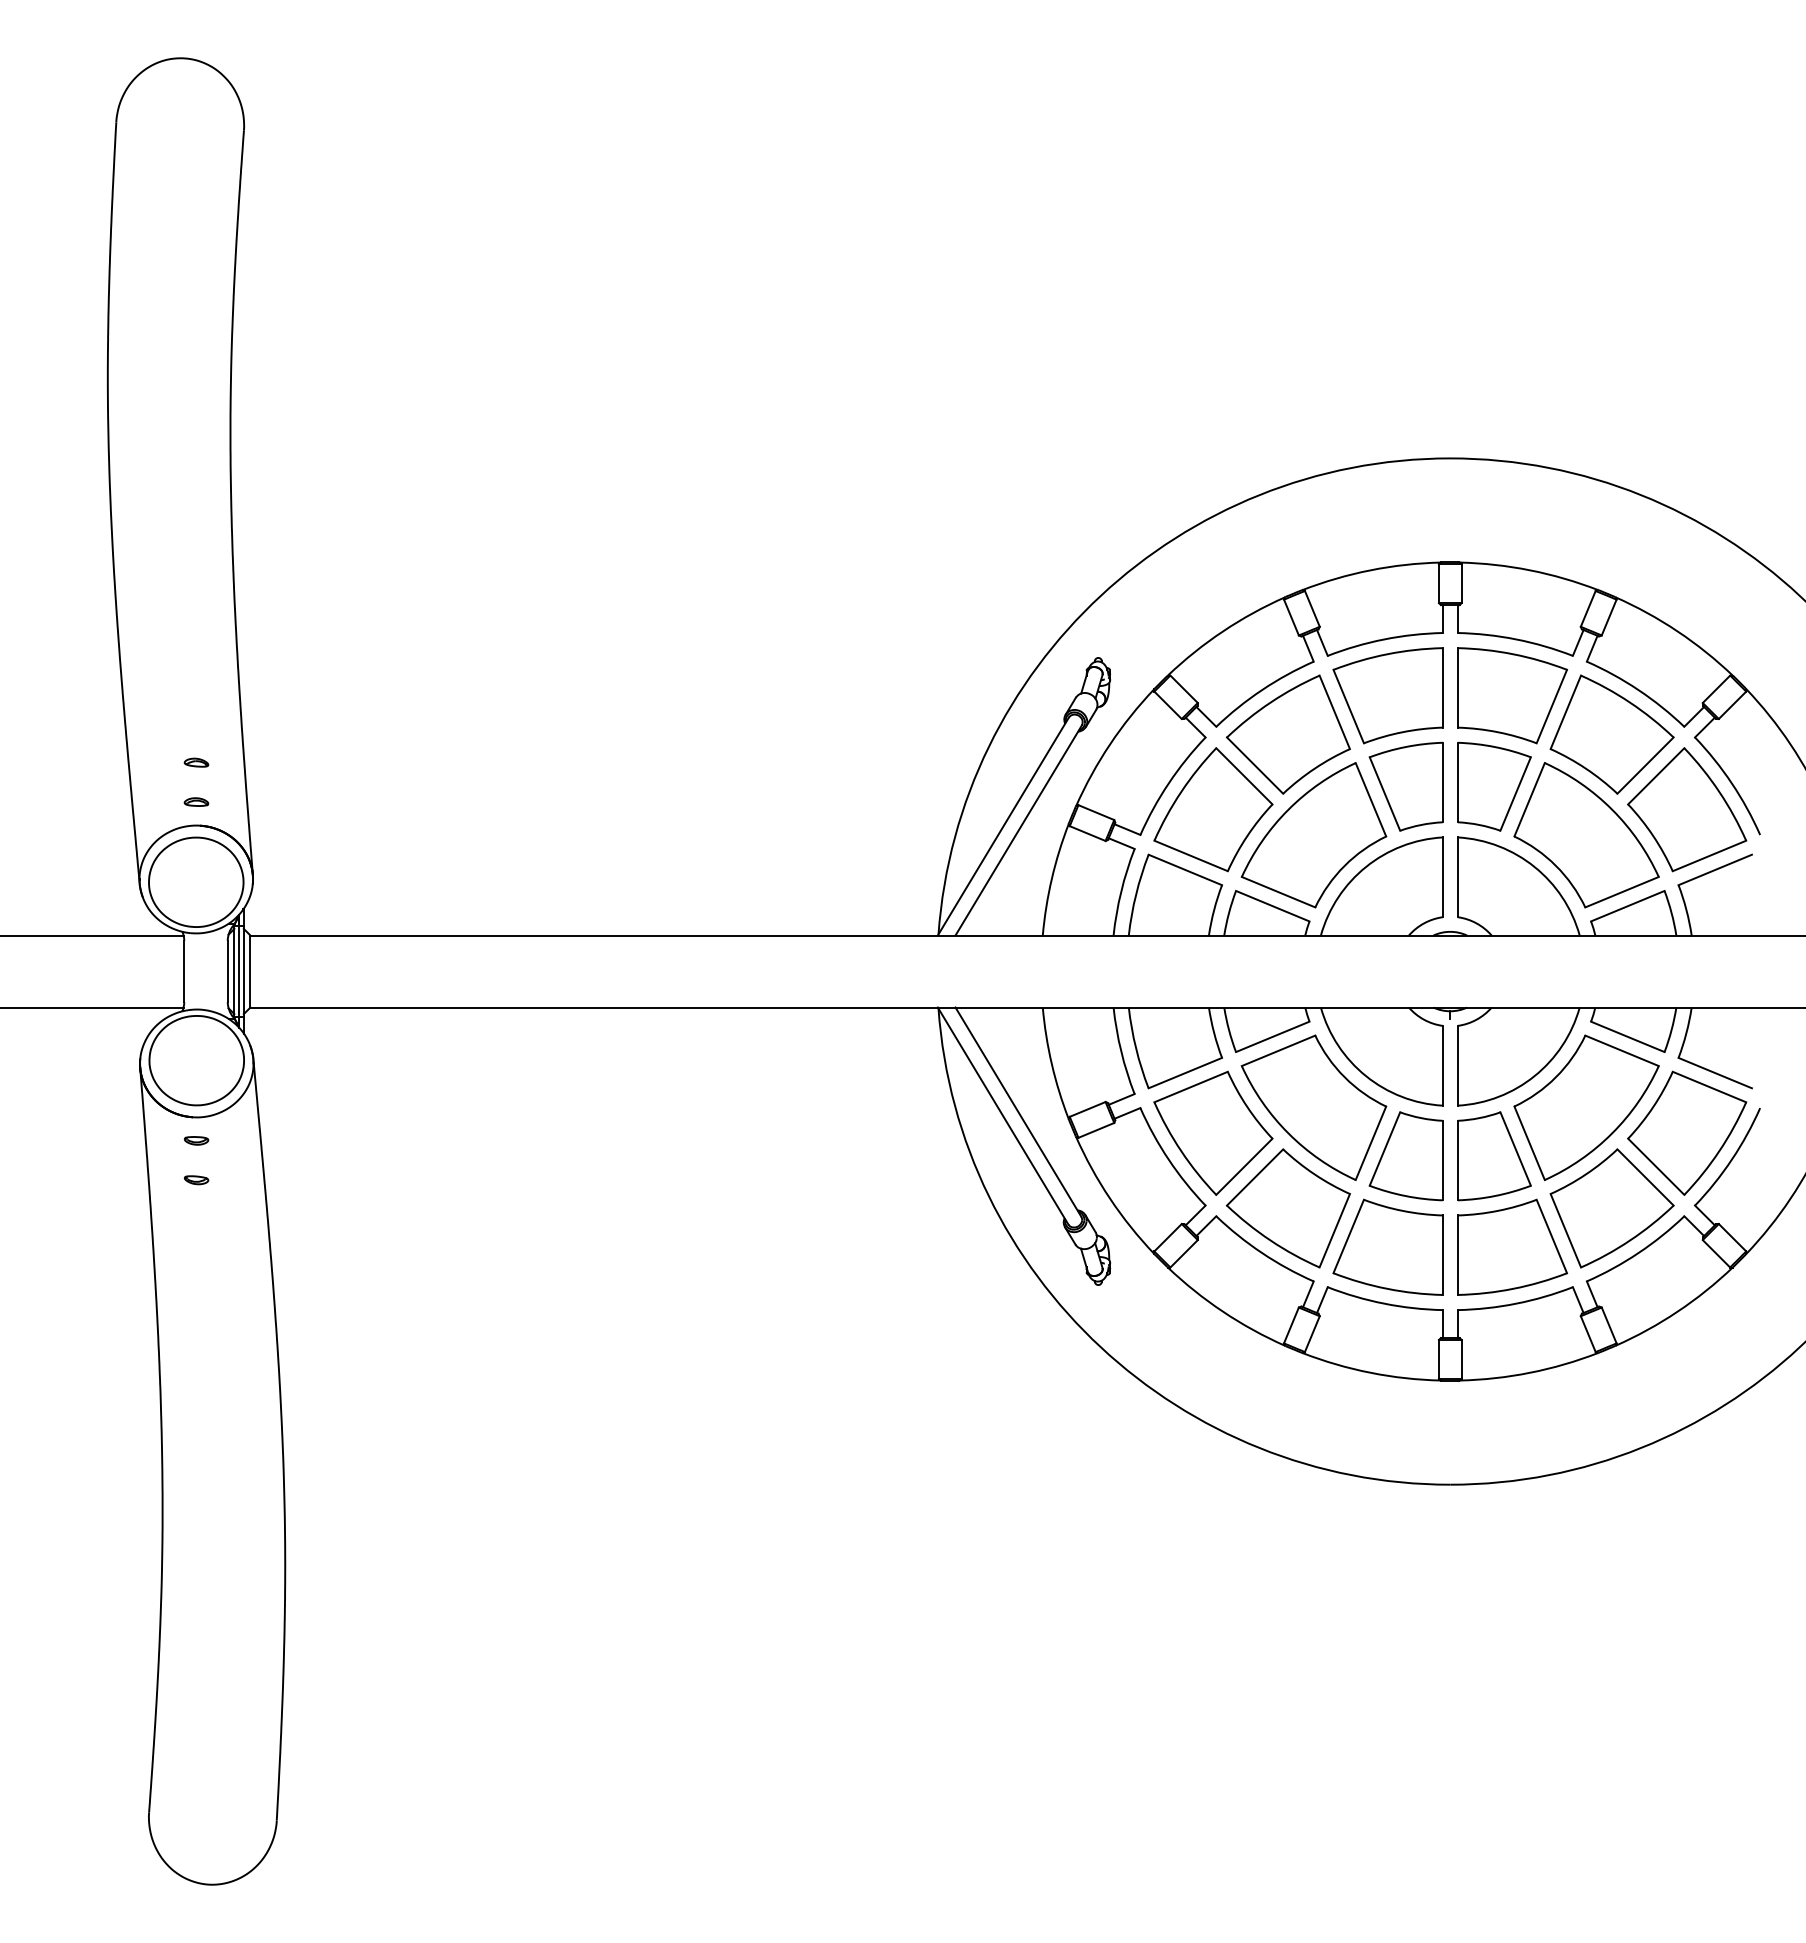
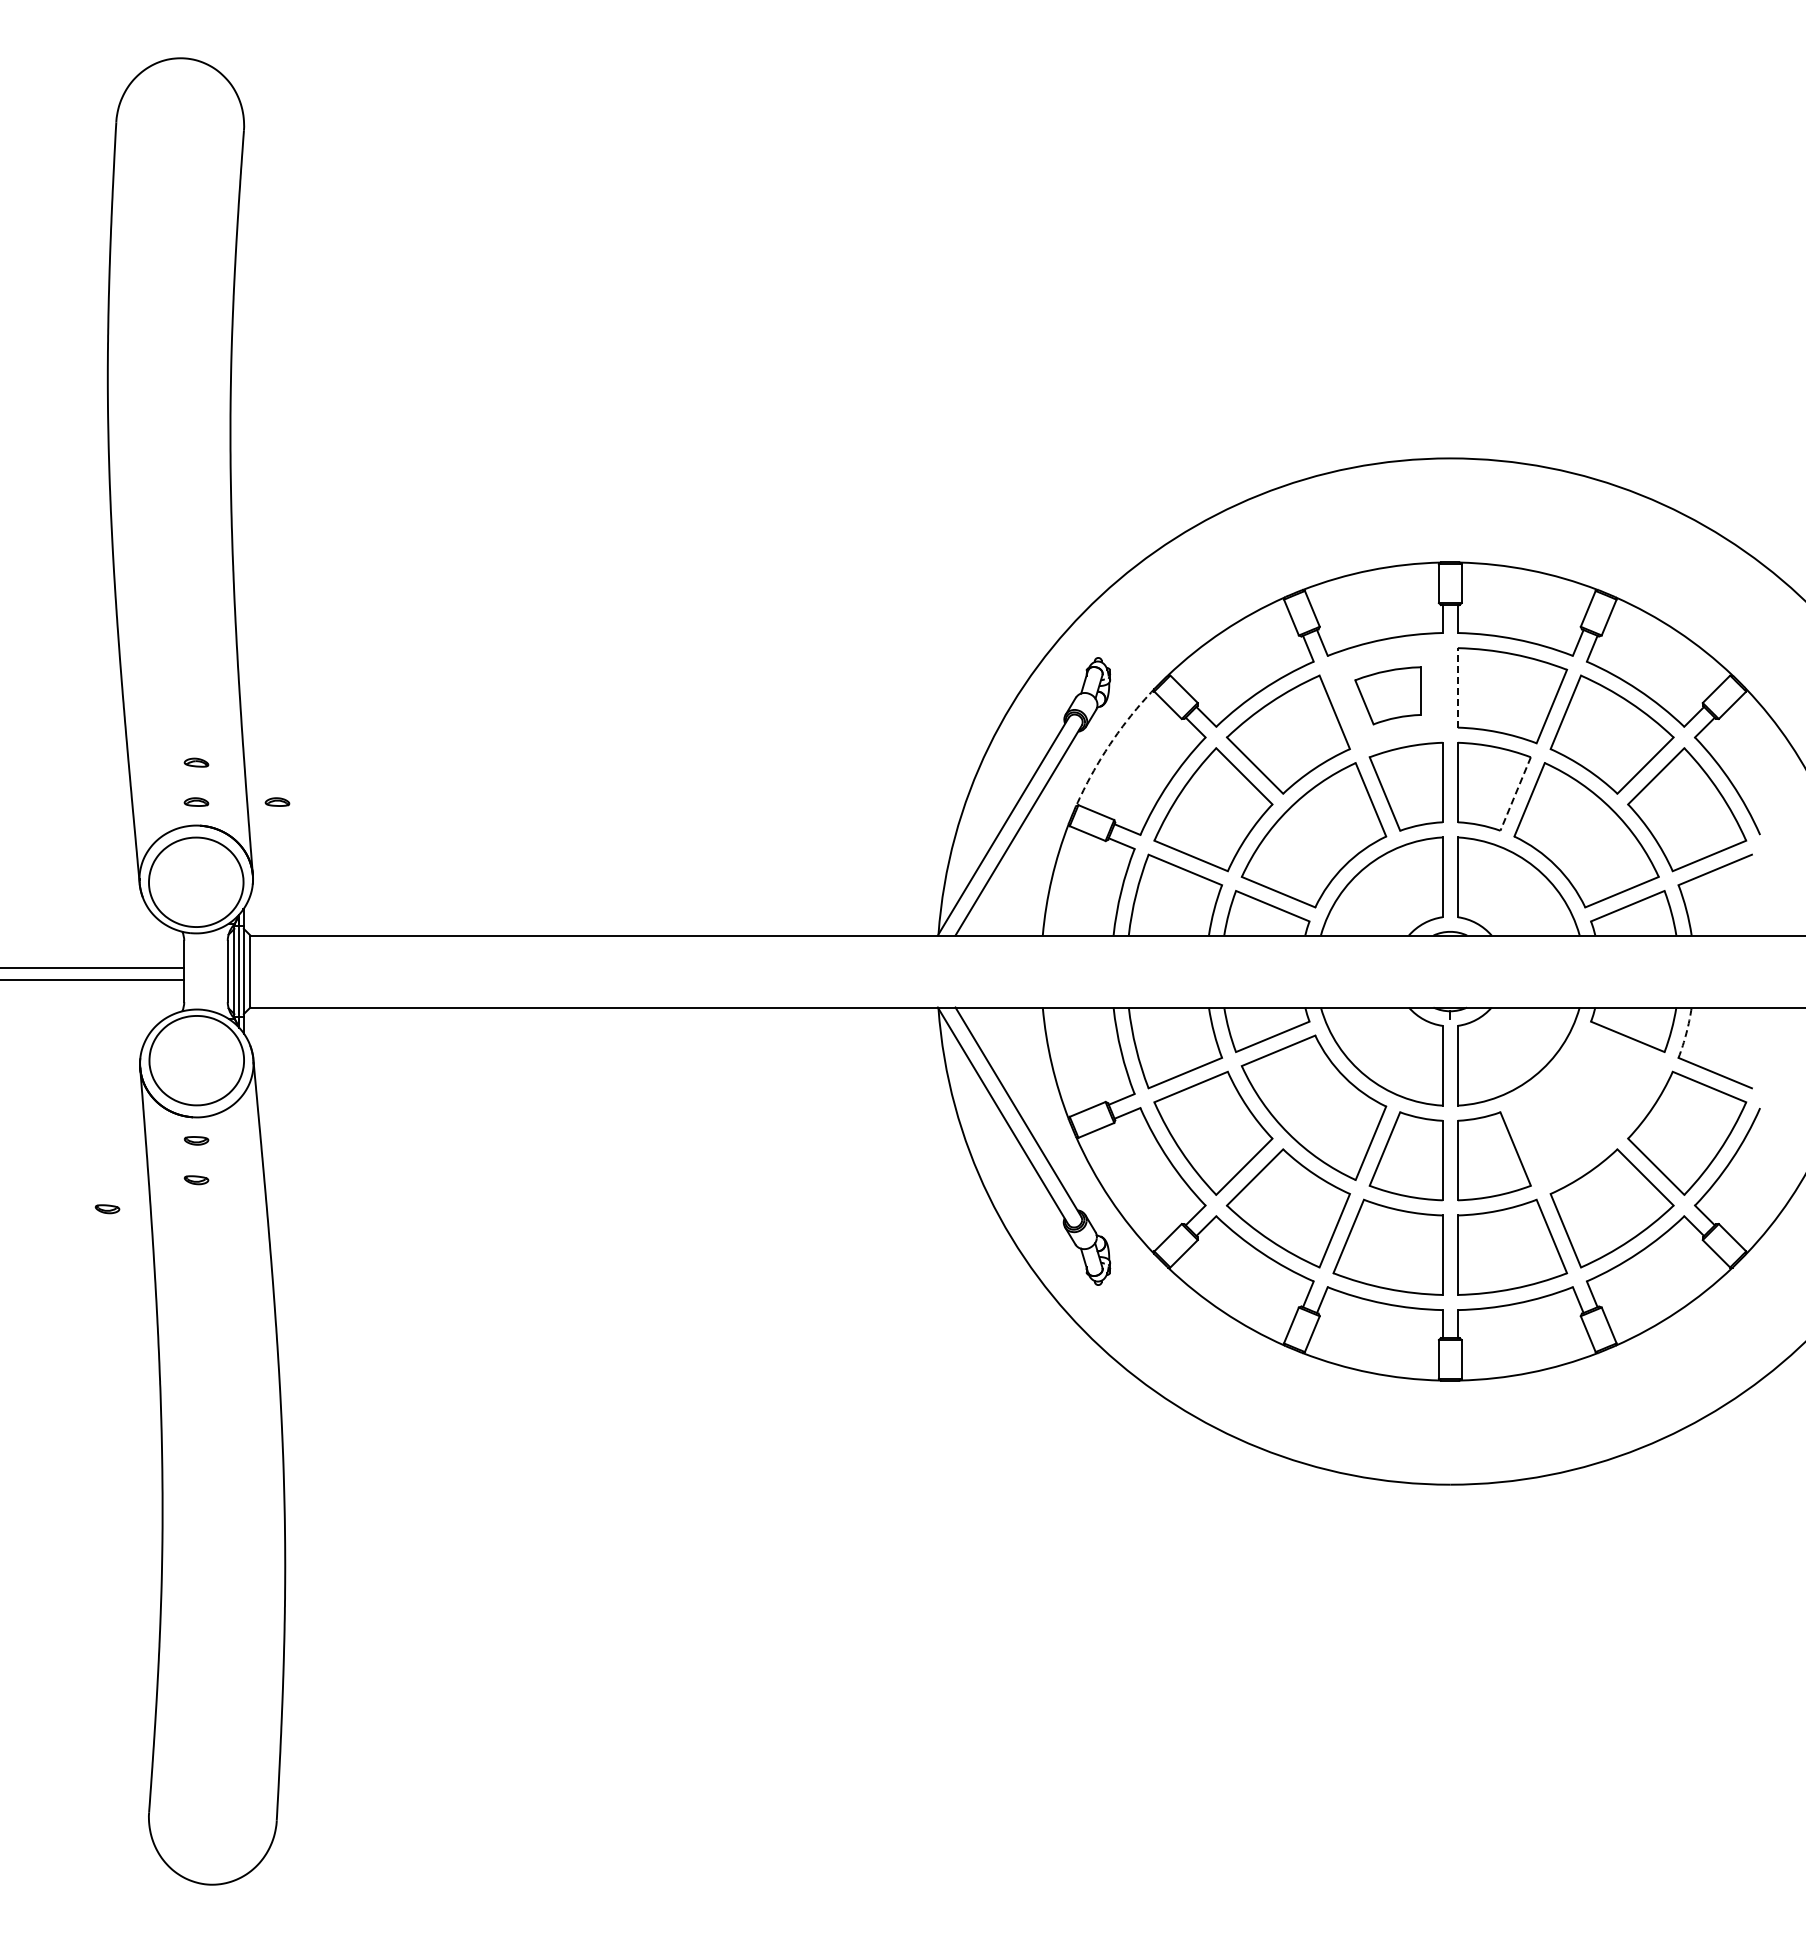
line: solid -> dashed (1457, 687)
part size: 112x98 px -> 68x60 px (1387, 695)
arc: solid -> dashed (1110, 744)
line: solid -> dashed (1515, 793)
part: none -> present (277, 801)
line position: (92, 935) -> (92, 967) (92, 967)
line position: (92, 1007) -> (92, 979) (92, 979)
arc: solid -> dashed (1686, 1033)
part: present -> none (1586, 1107)
part: none -> present (107, 1209)
